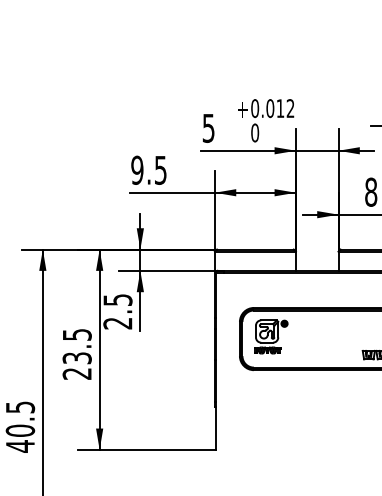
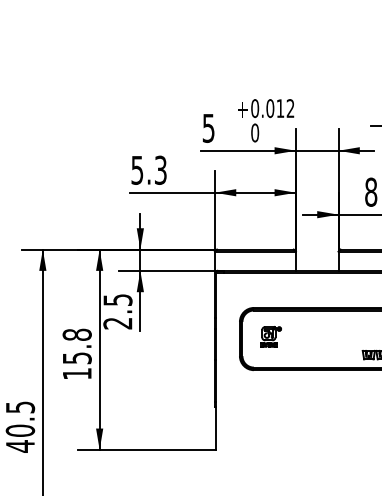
text: 9.5 -> 5.3 (148, 169)
part size: 35x36 px -> 22x22 px (270, 336)
text: 23.5 -> 15.8 (76, 353)
